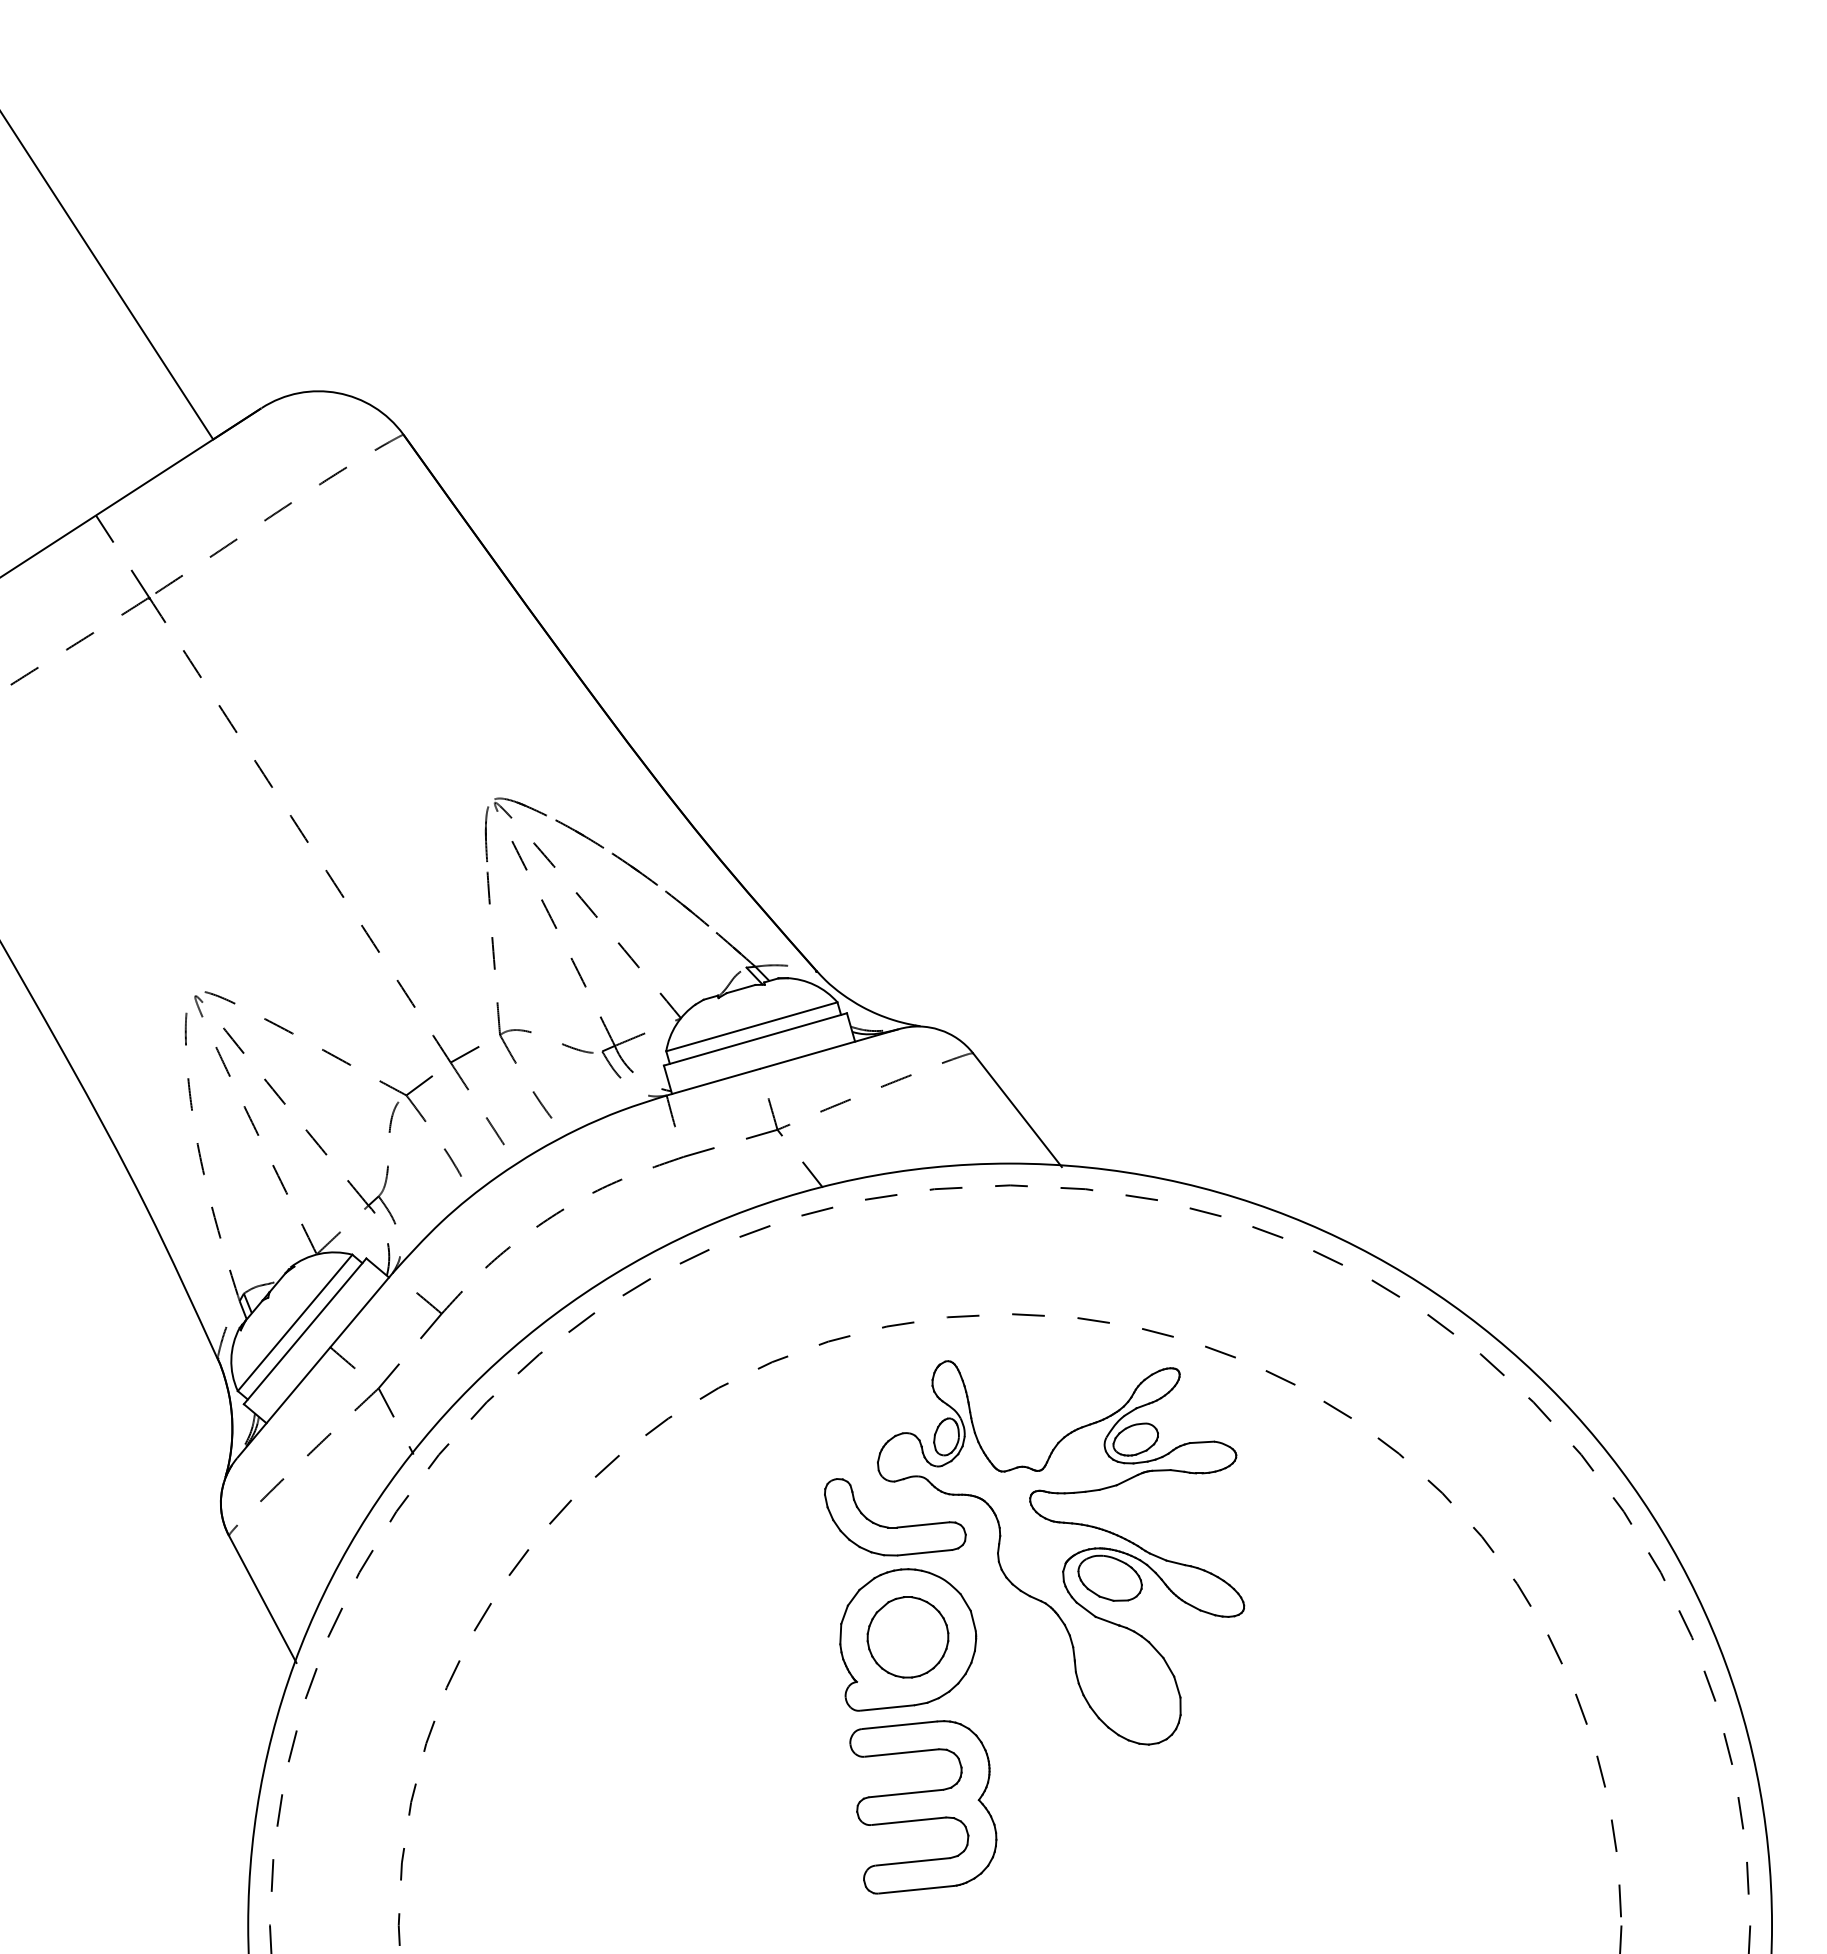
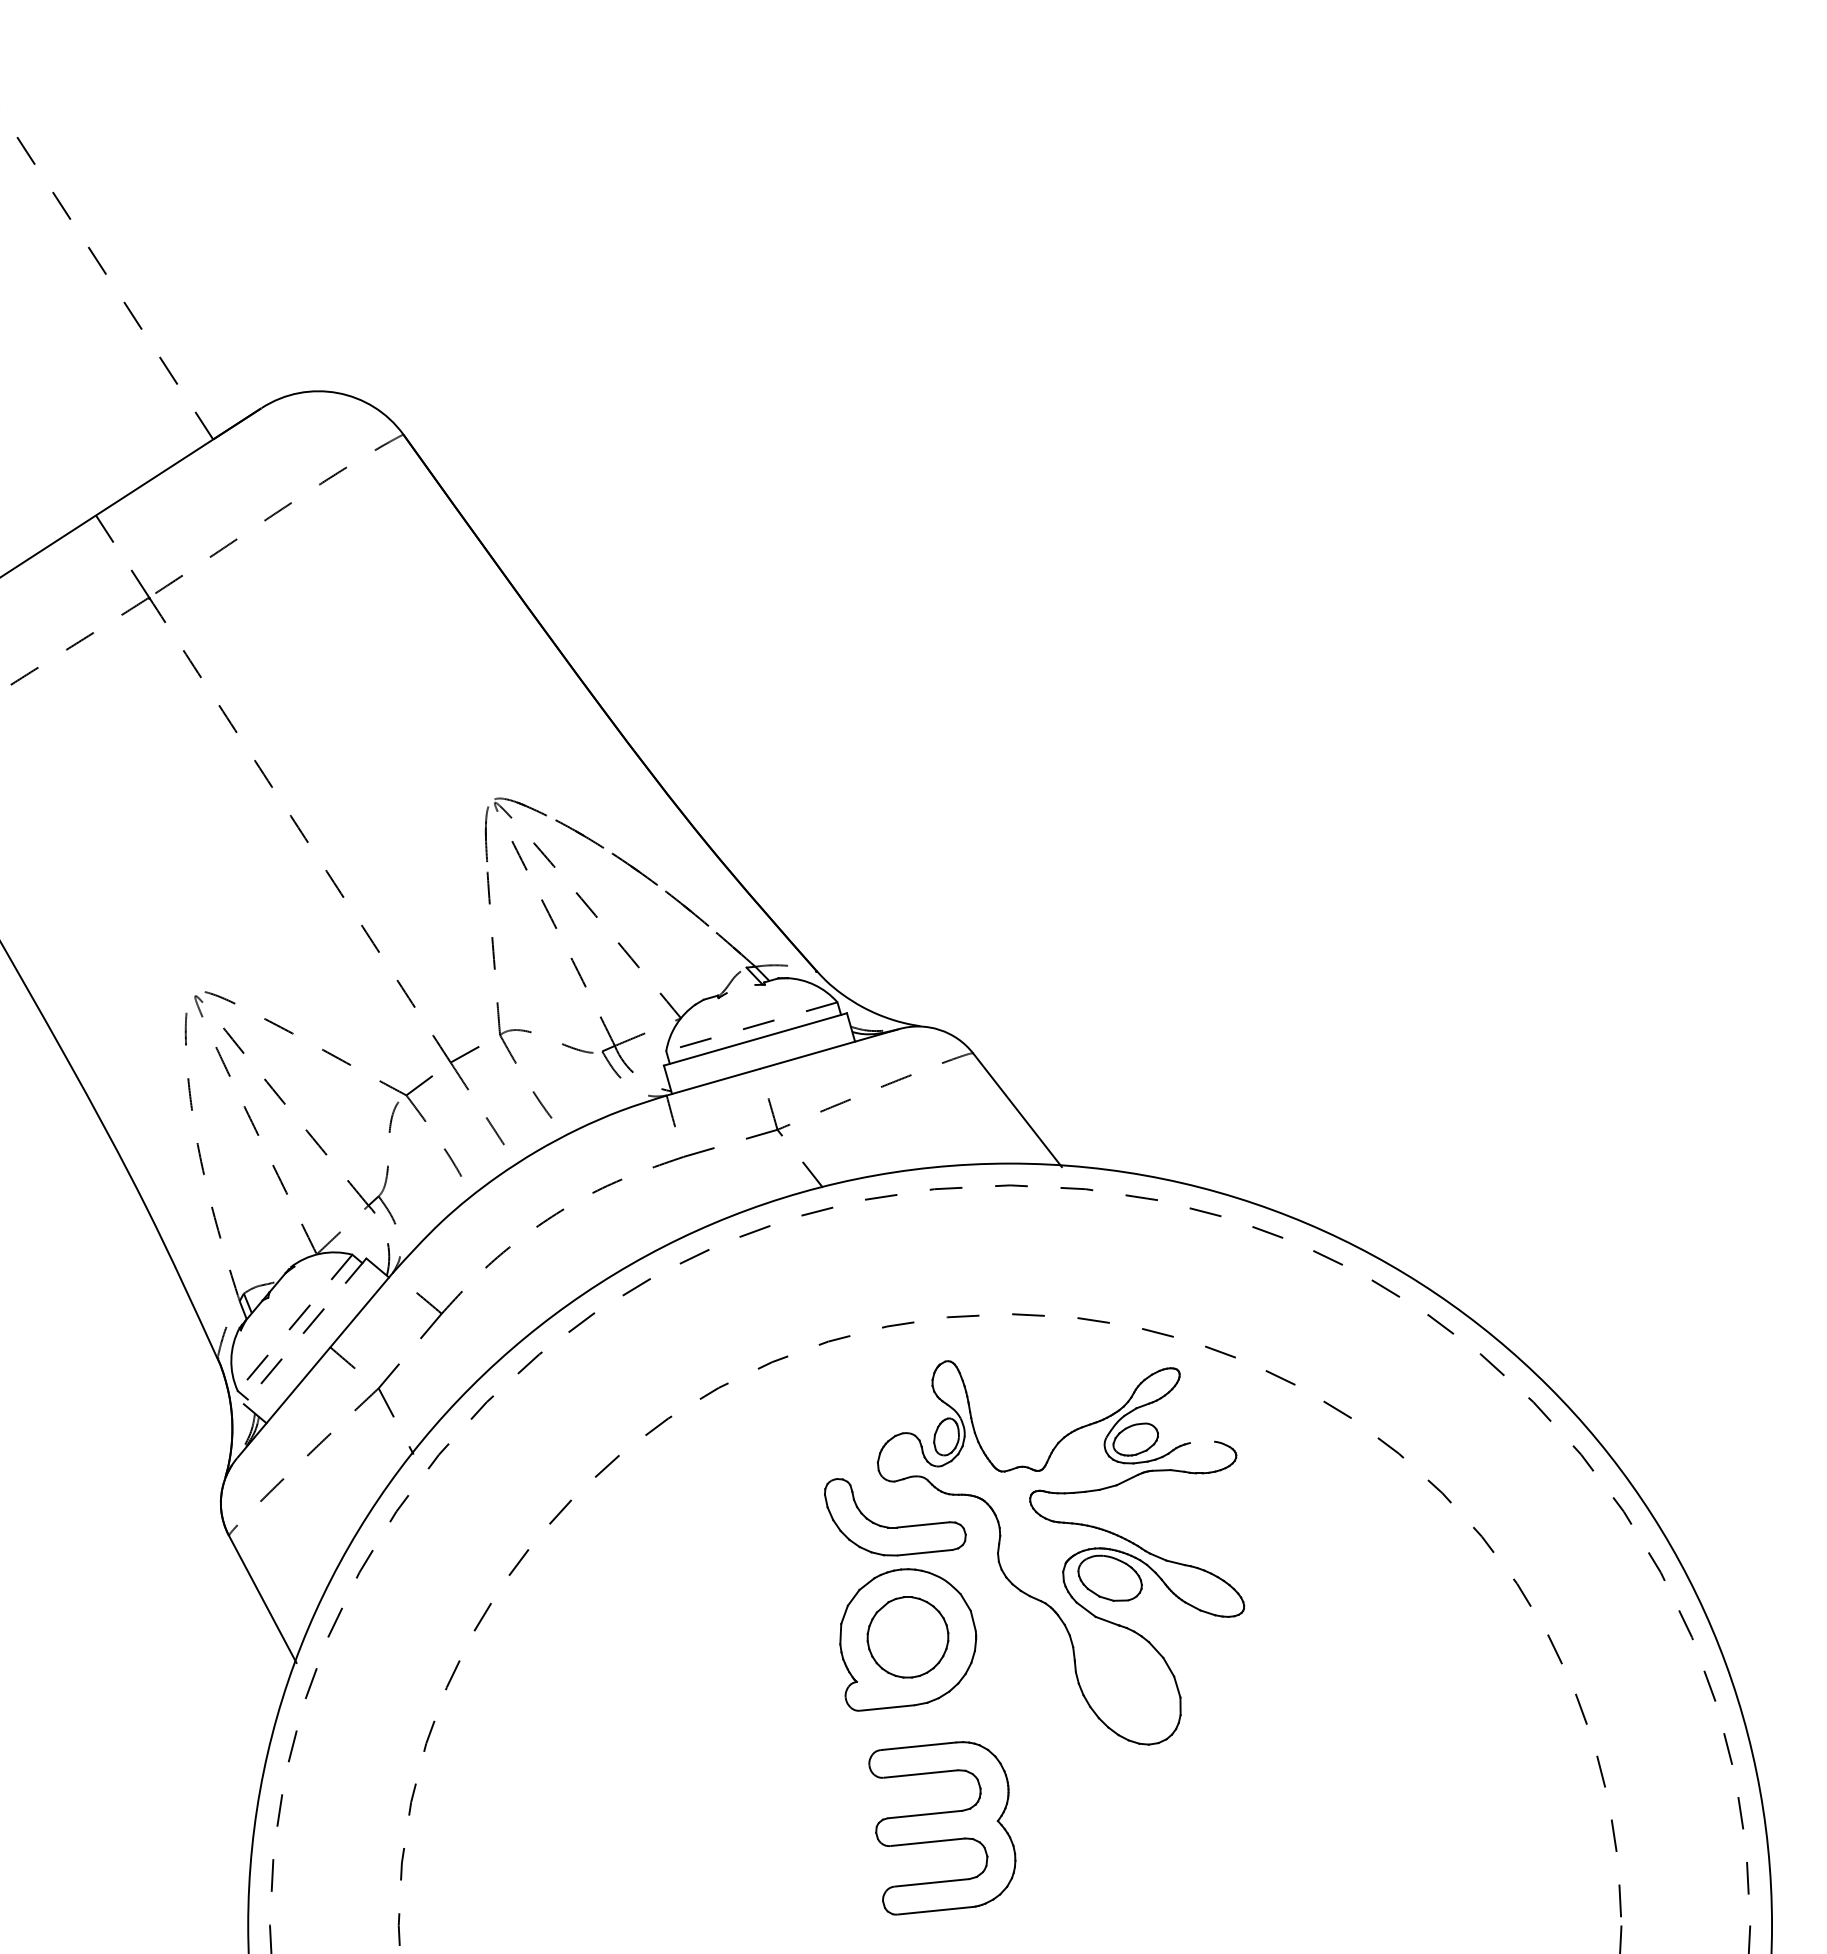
line: solid -> dashed (106, 275)
line: present -> none (740, 988)
line: solid -> dashed (751, 1026)
line: solid -> dashed (294, 1323)
line: solid -> dashed (304, 1331)
line: present -> none (1201, 1442)
part position: (923, 1807) -> (942, 1828) (942, 1828)
